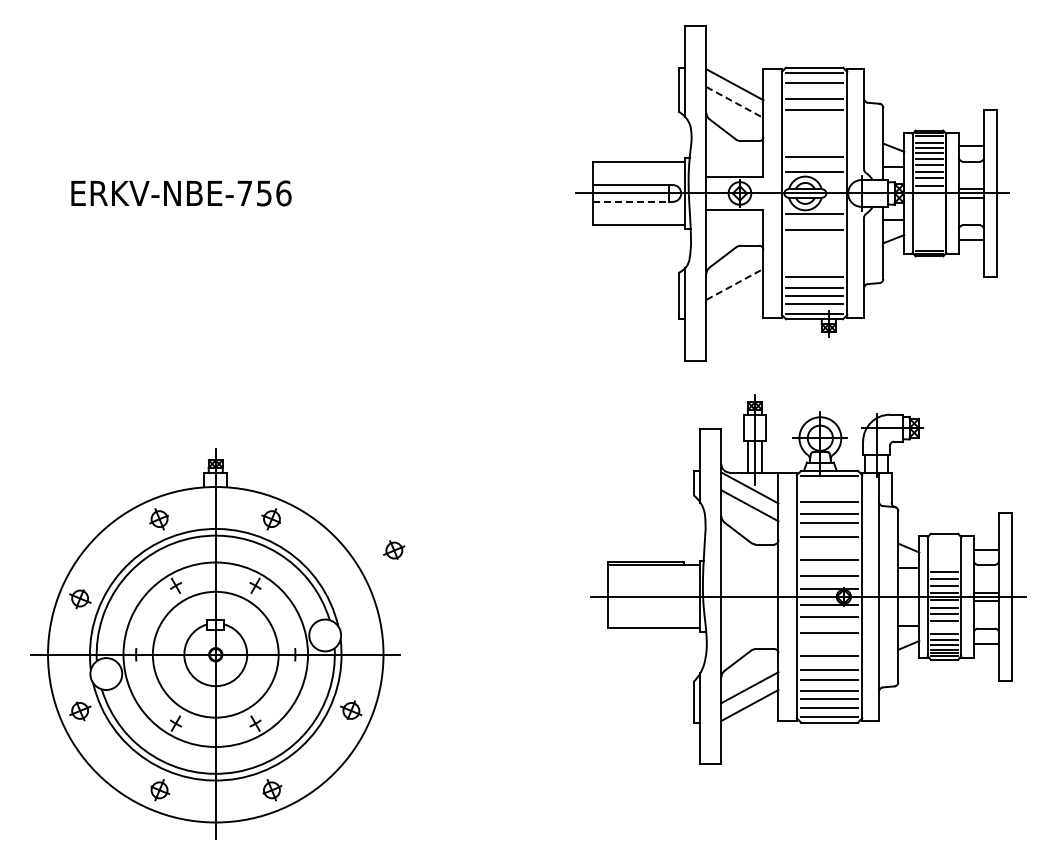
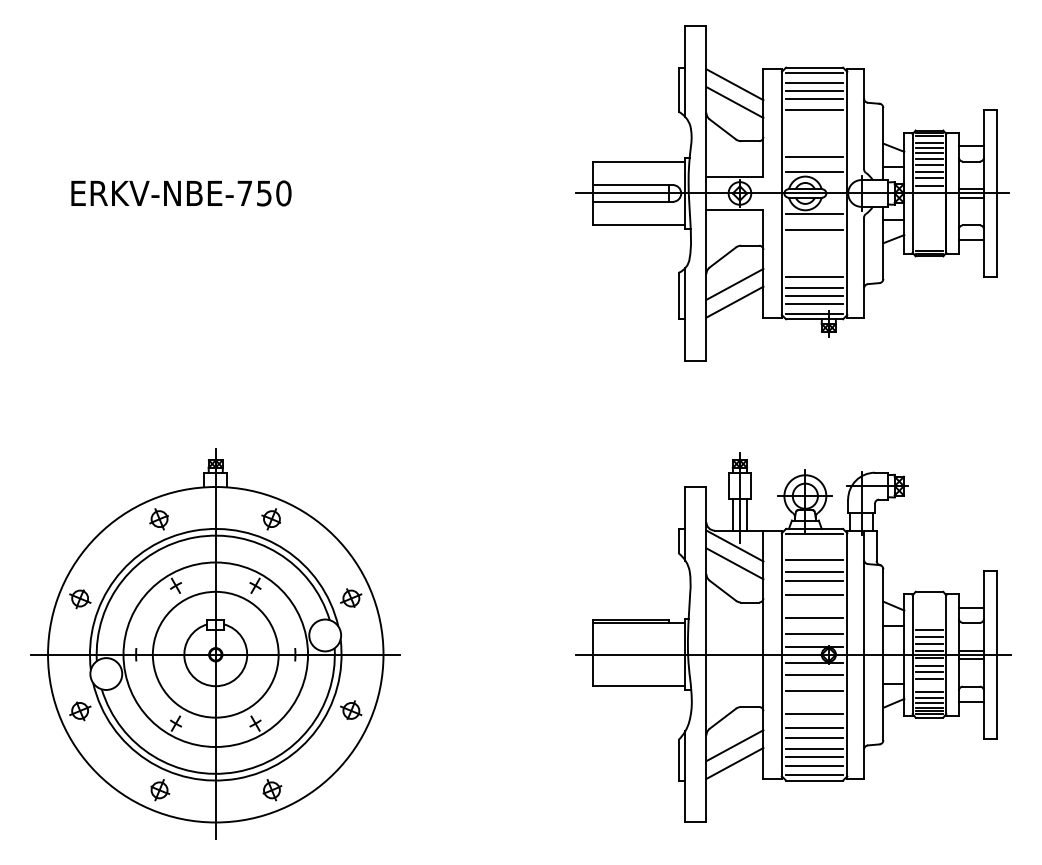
line: none -> present (814, 91)
line: dashed -> solid (735, 102)
text: ERKV-NBE-756 -> ERKV-NBE-750 (283, 193)
line: dashed -> solid (633, 201)
line: dashed -> solid (735, 284)
line: none -> present (734, 301)
part position: (394, 549) -> (351, 597) (351, 597)
part position: (808, 579) -> (793, 637) (793, 637)
